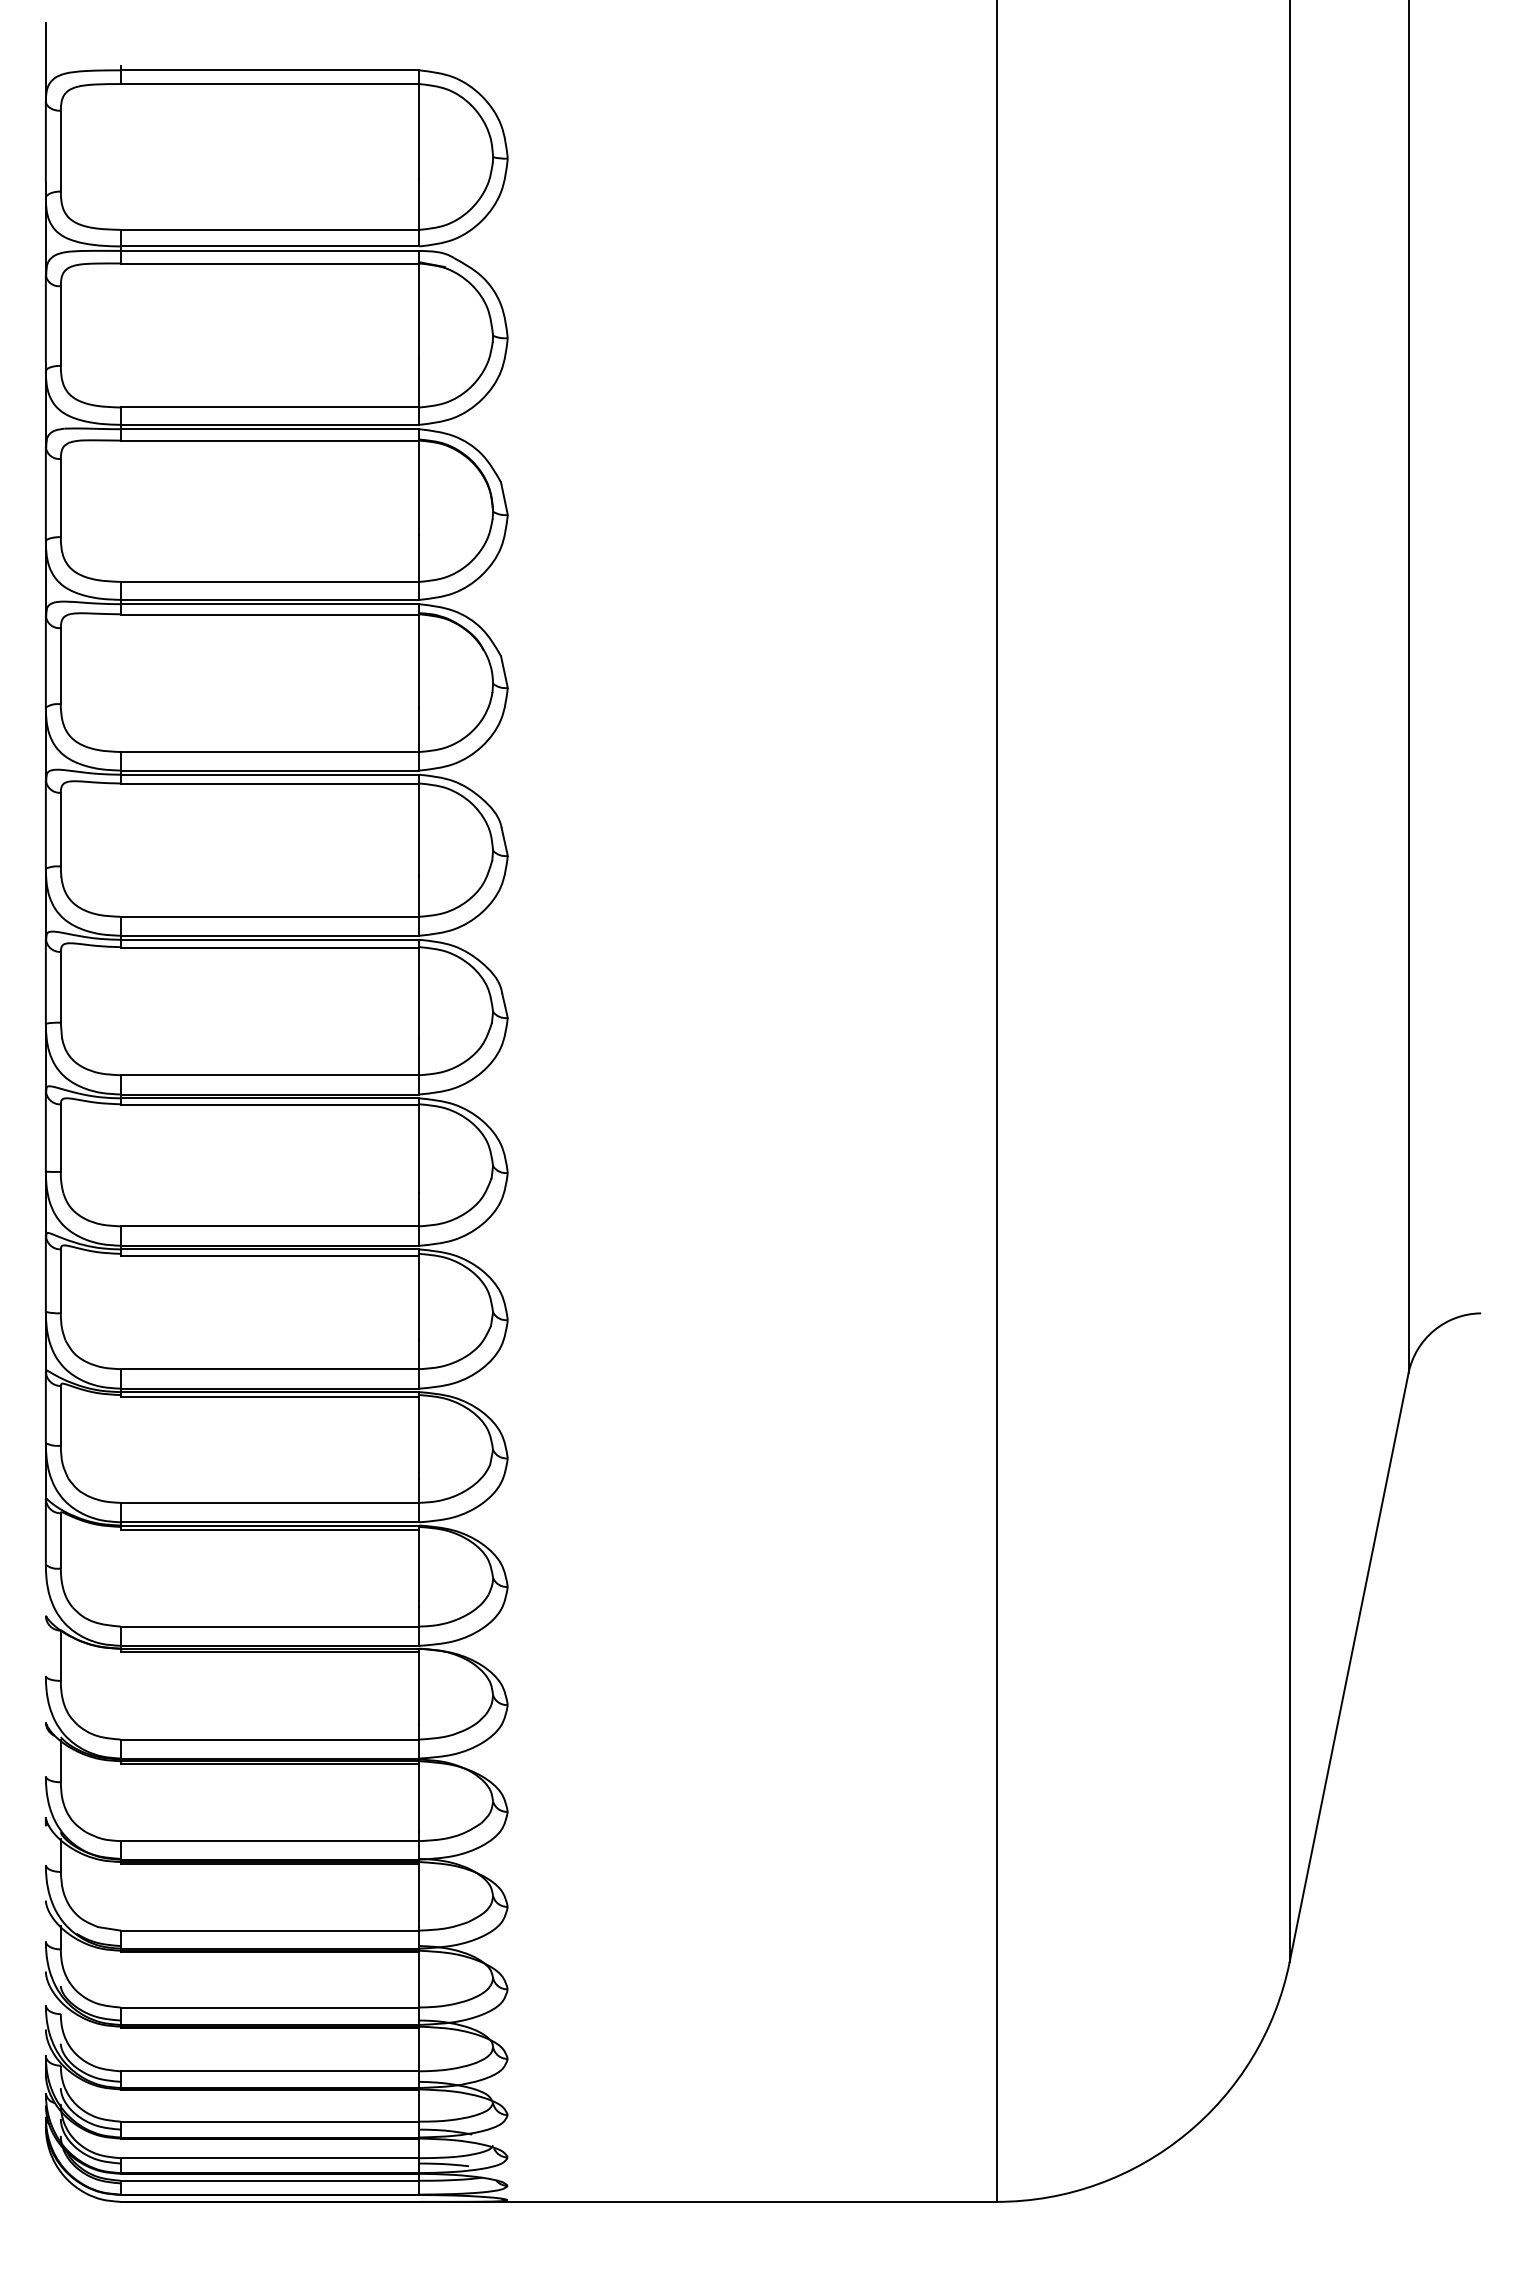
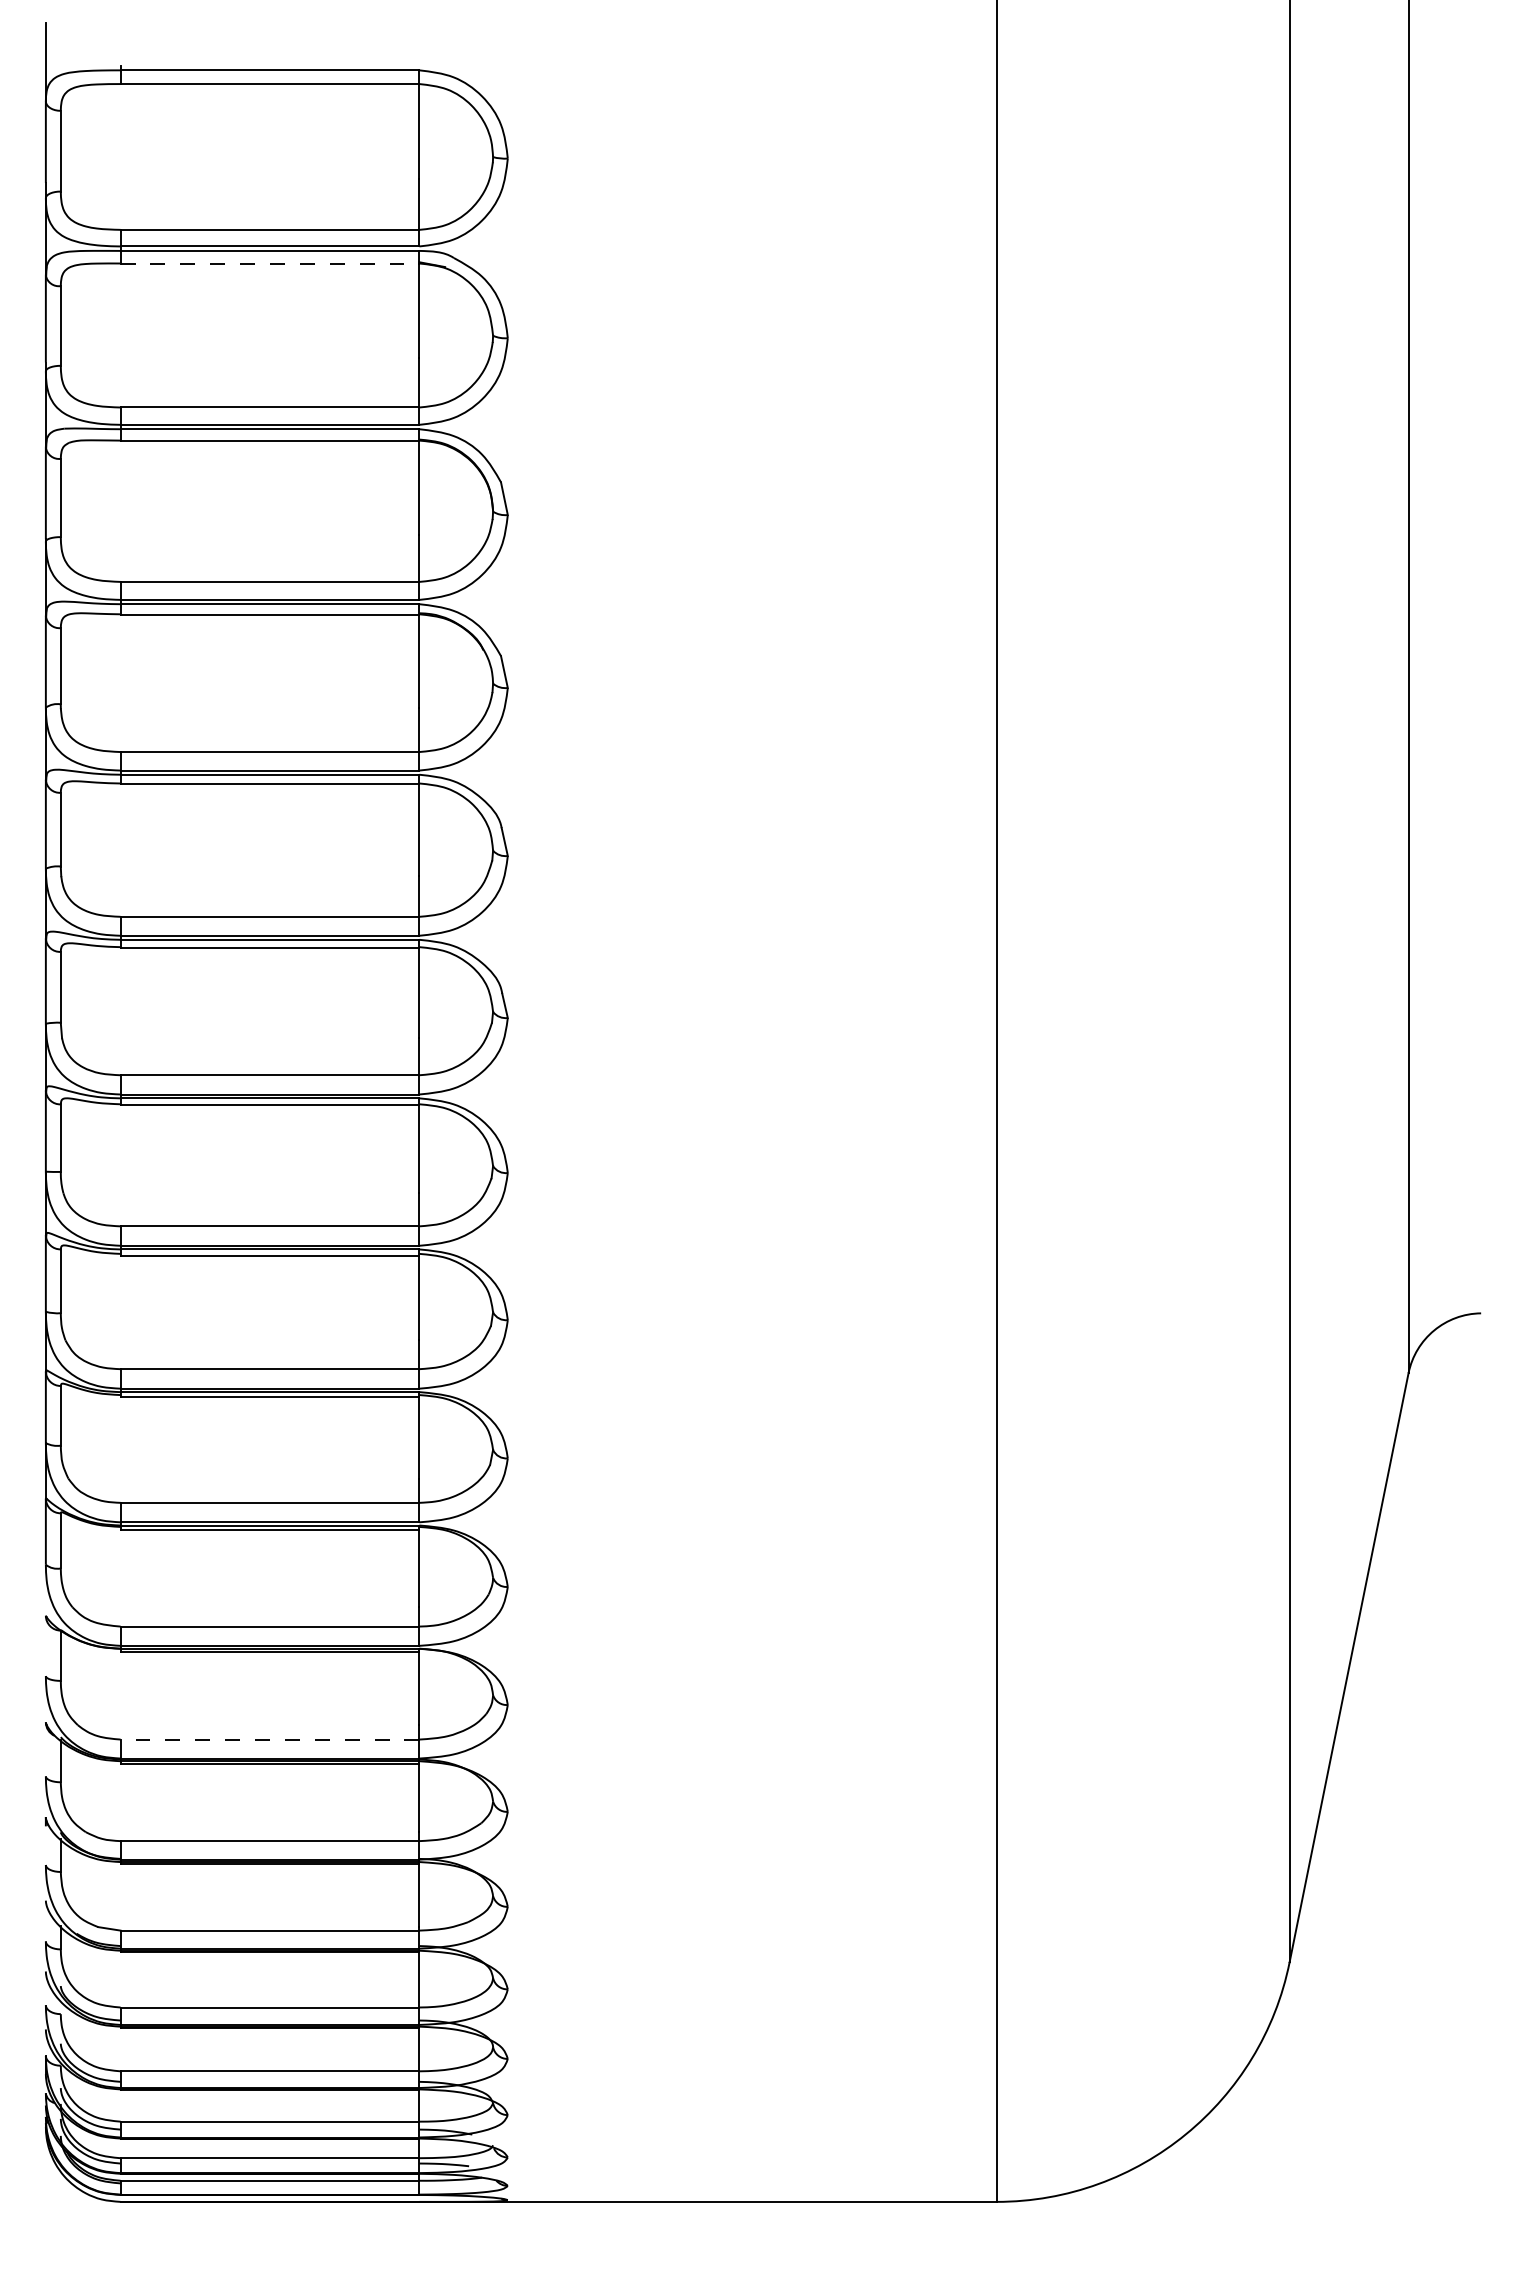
line: solid -> dashed (270, 263)
line: solid -> dashed (269, 1739)
